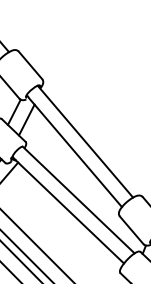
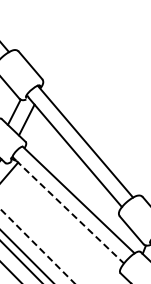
line: solid -> dashed (70, 212)
line: solid -> dashed (37, 246)
